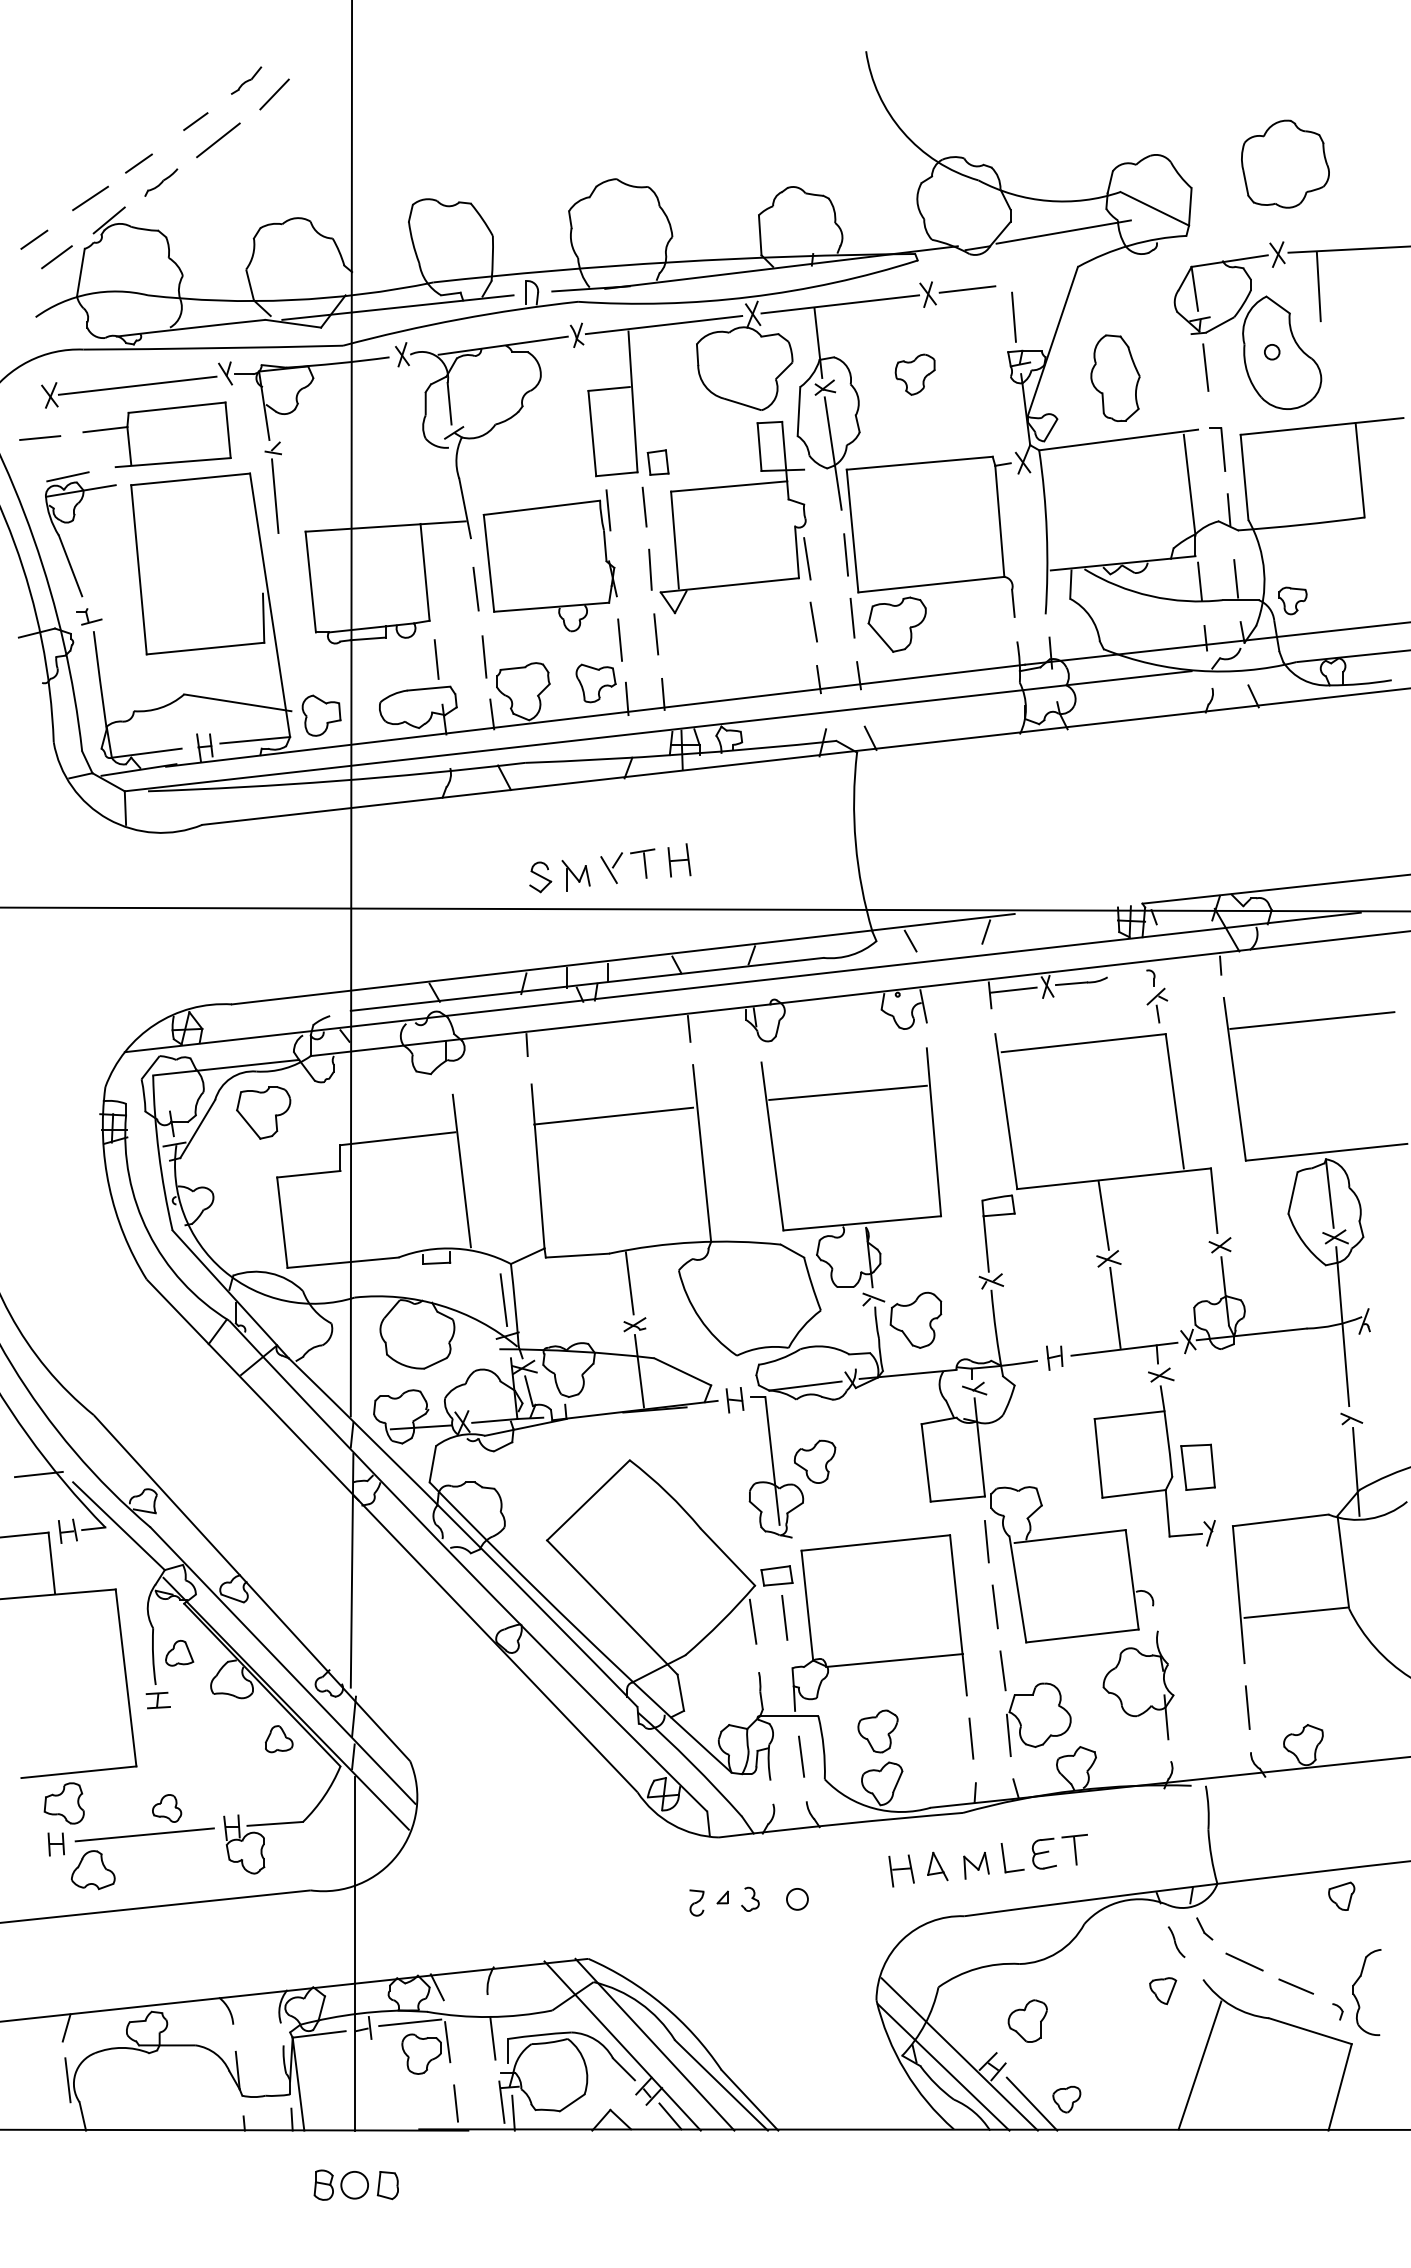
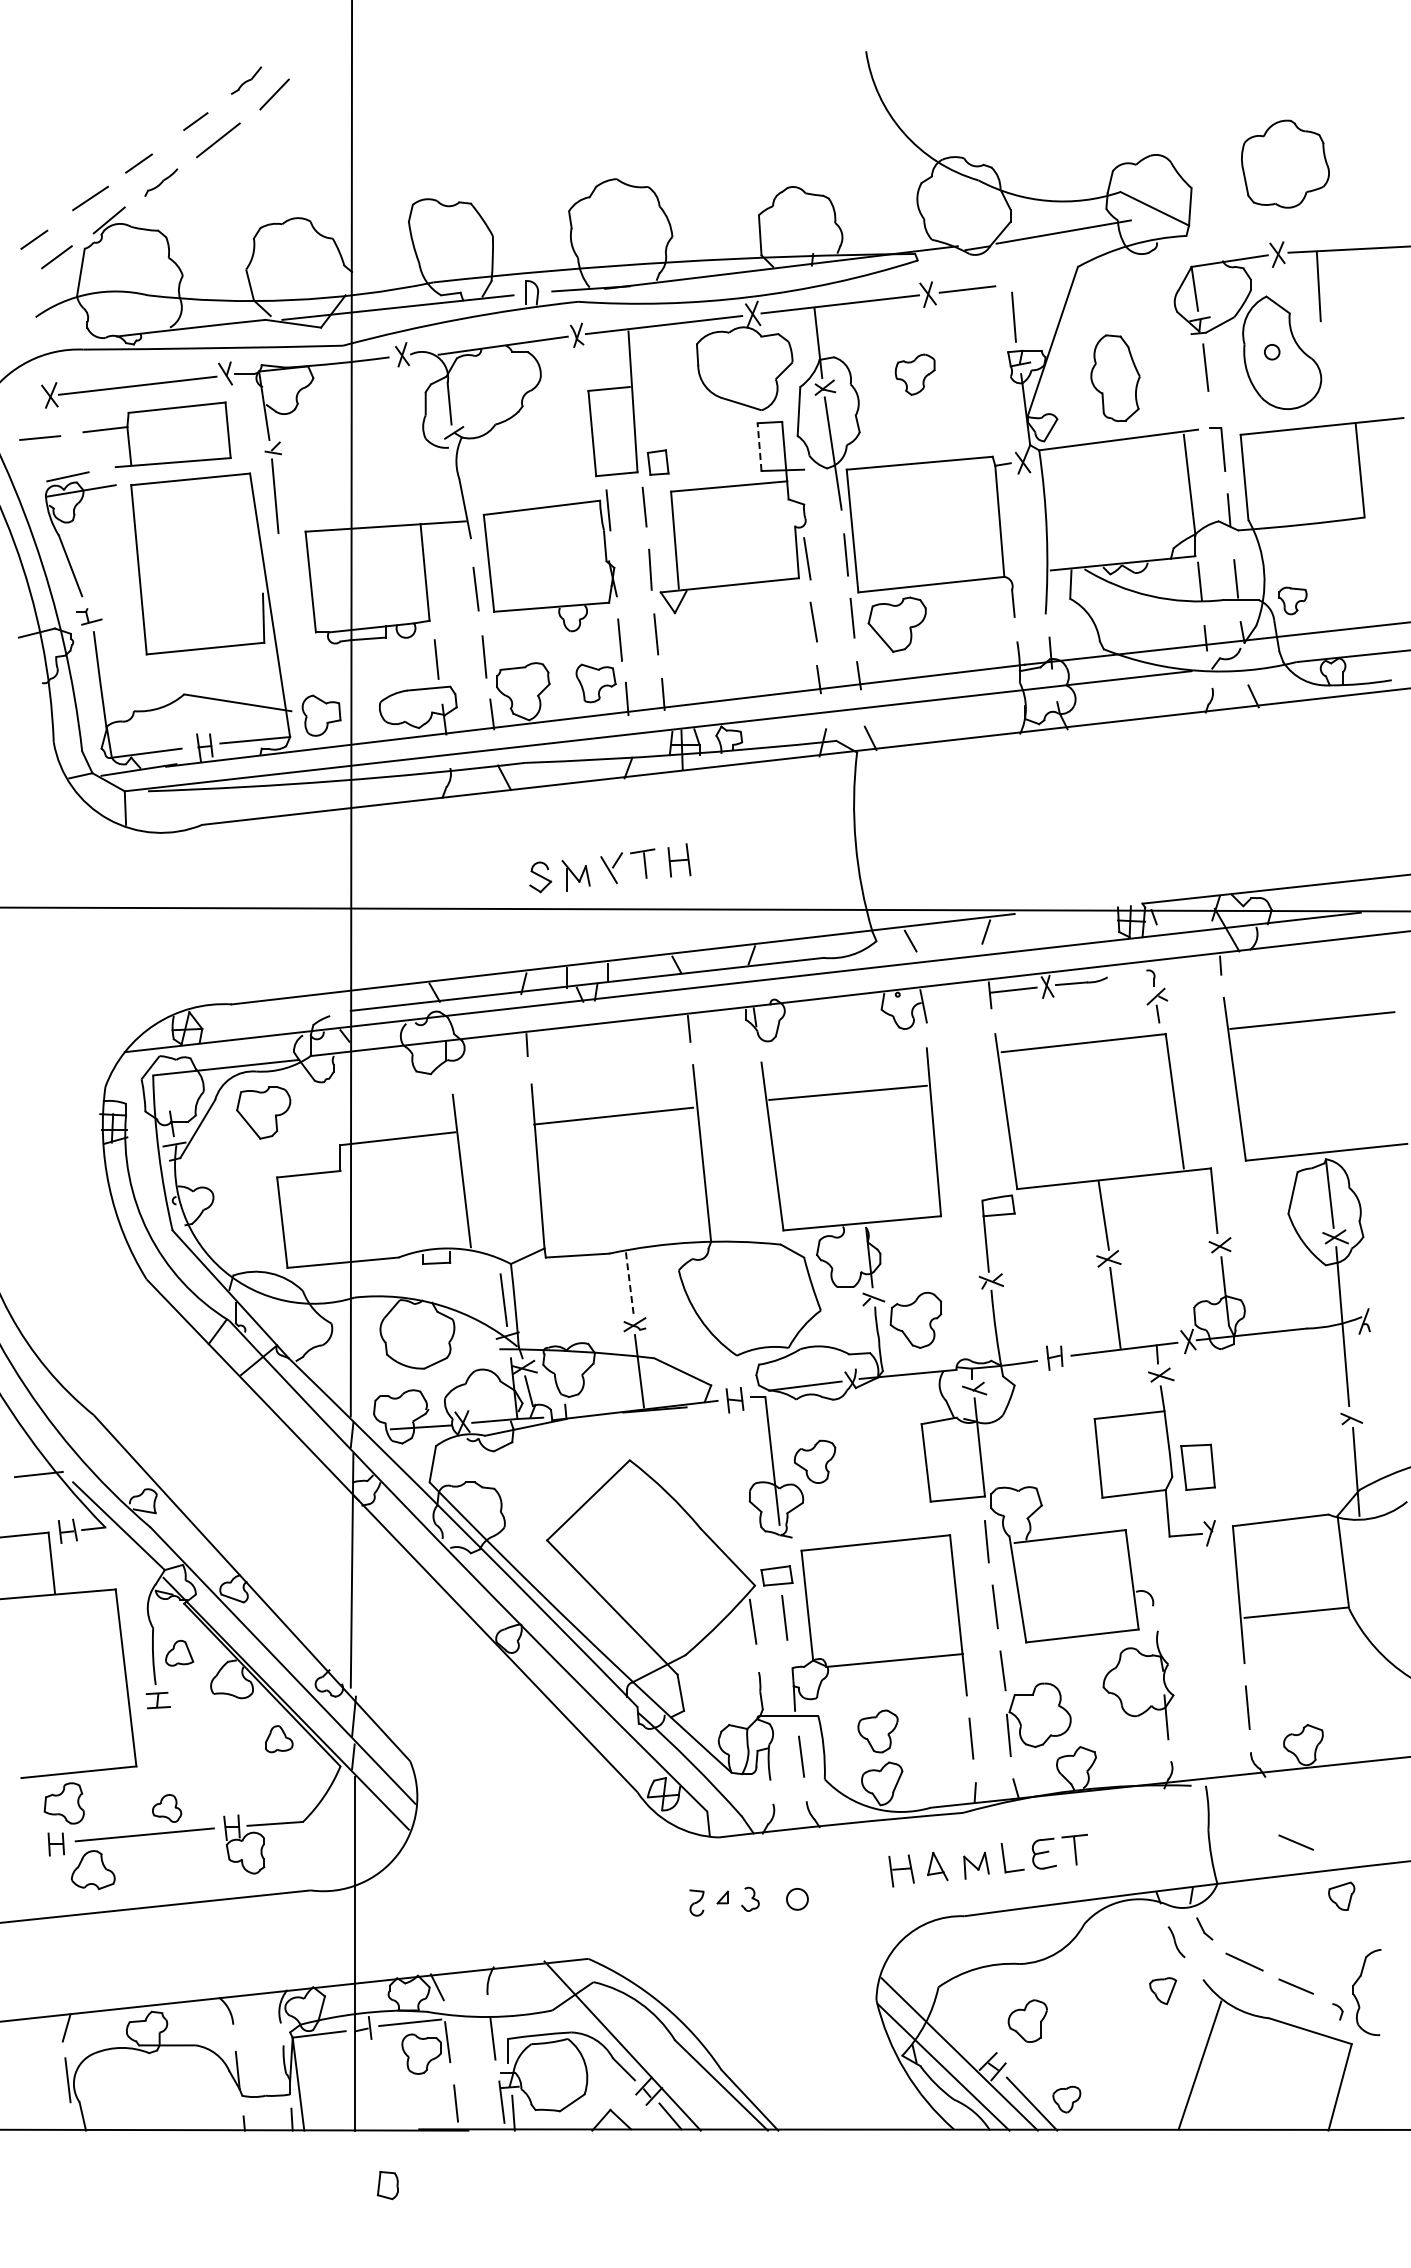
line: solid -> dashed (759, 447)
line: solid -> dashed (629, 1283)
line: none -> present (1295, 1842)
line: present -> none (654, 2044)
part: present -> none (340, 2184)
